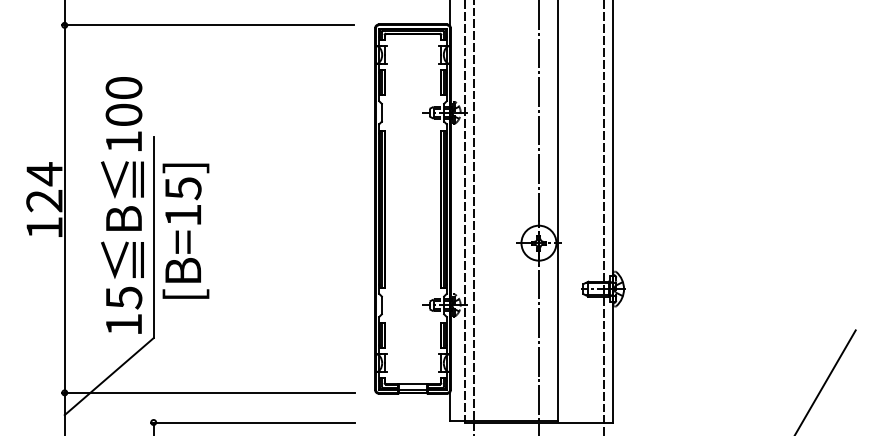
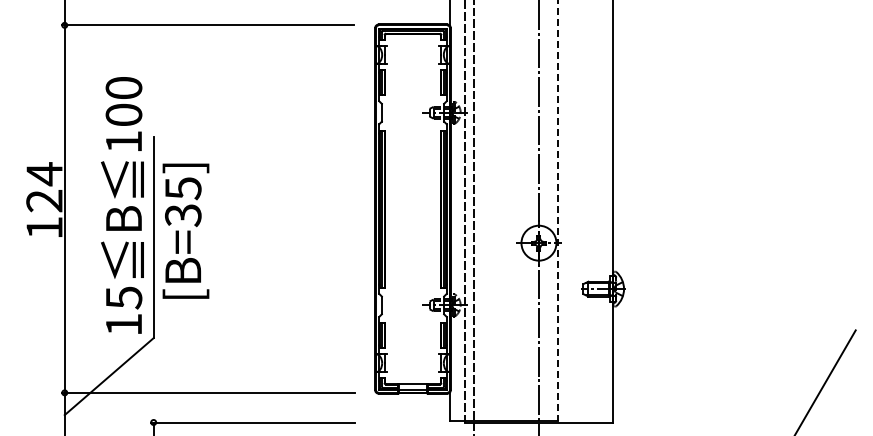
line: solid -> dashed (558, 211)
text: [B=15] -> [B=35] (183, 215)
line: present -> none (604, 217)
